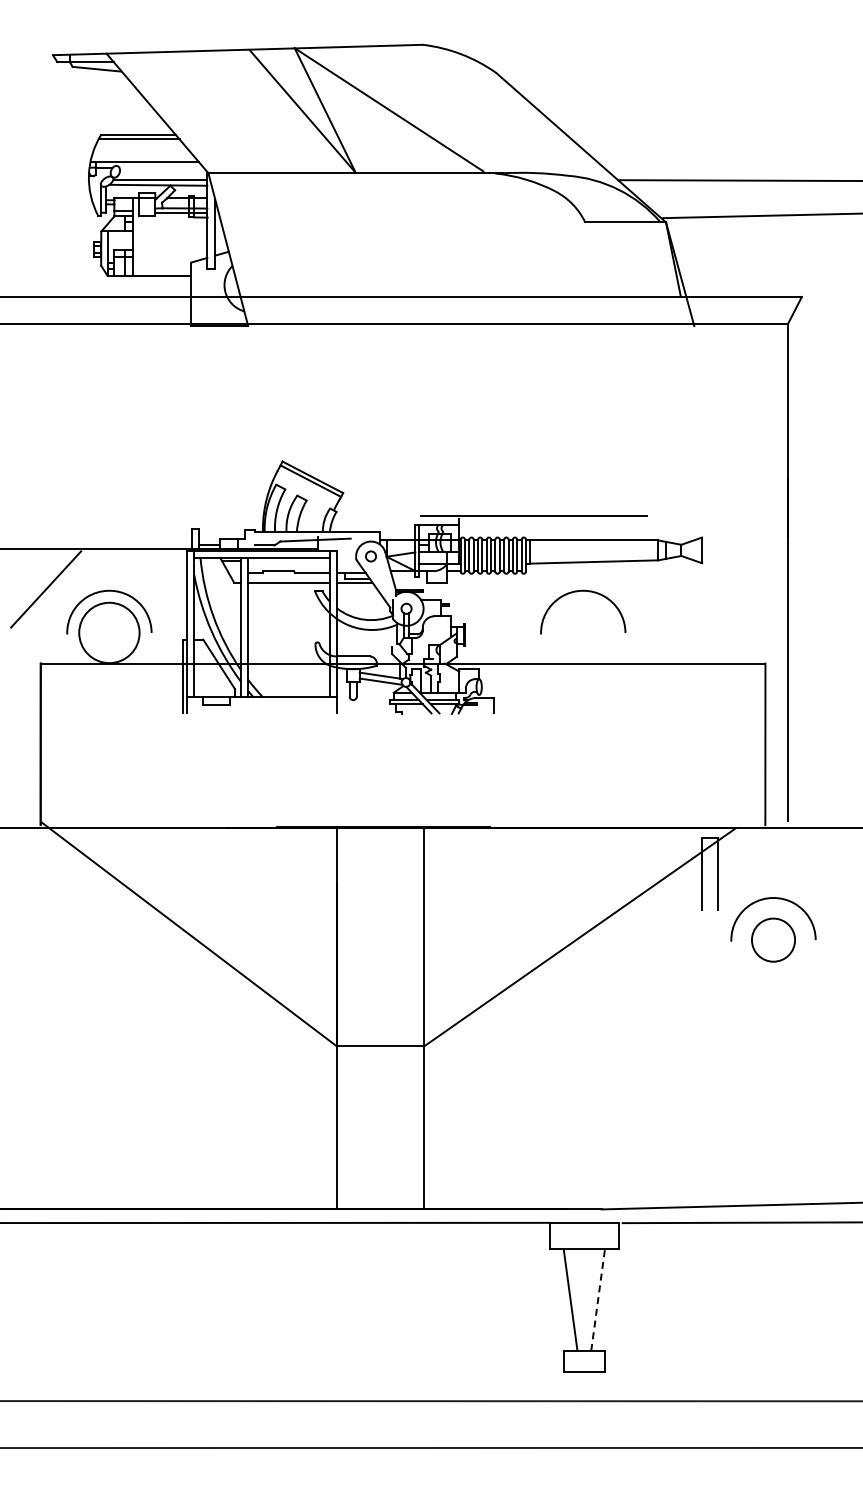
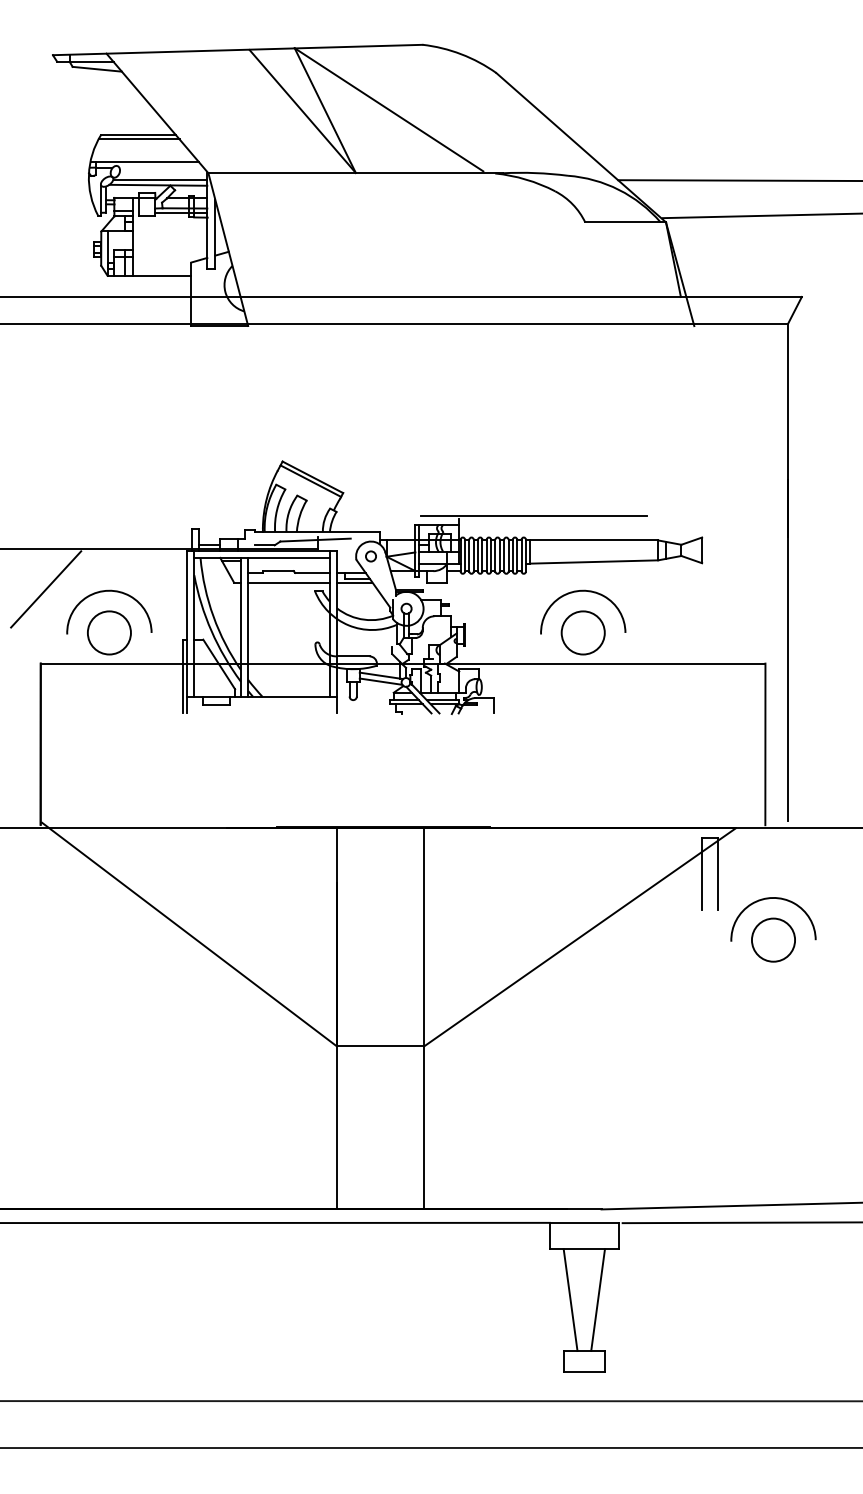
circle diameter: 60 px -> 43 px (108, 632)
circle: none -> present (582, 632)
line: dashed -> solid (598, 1299)
